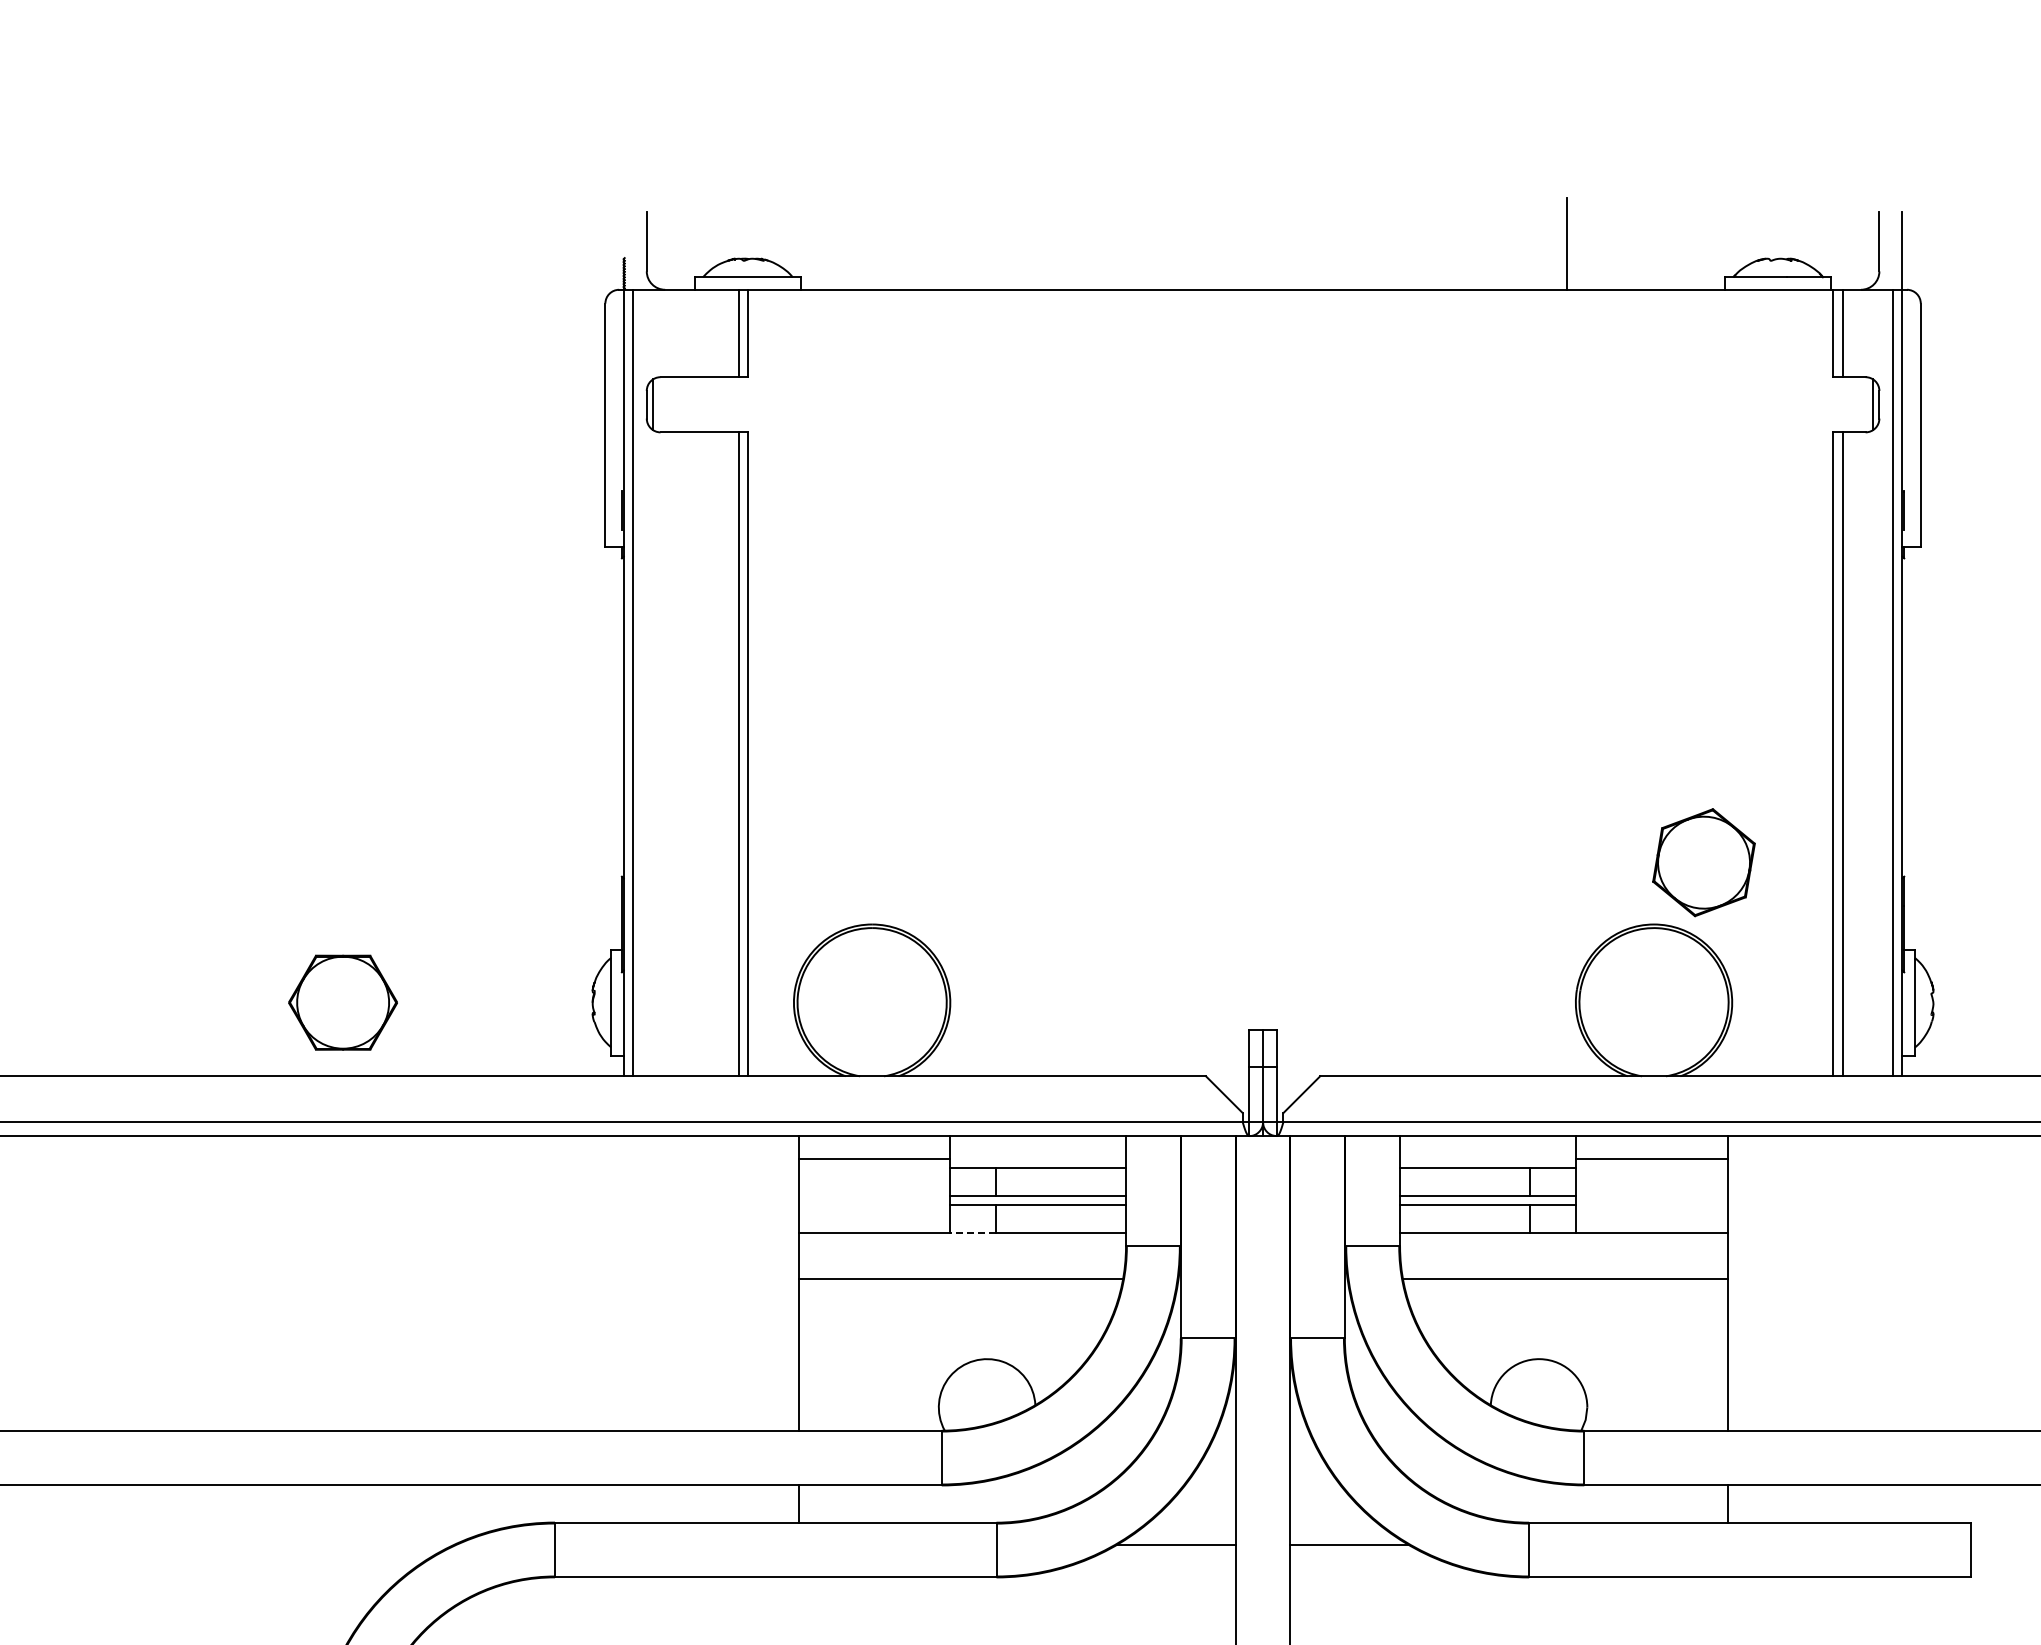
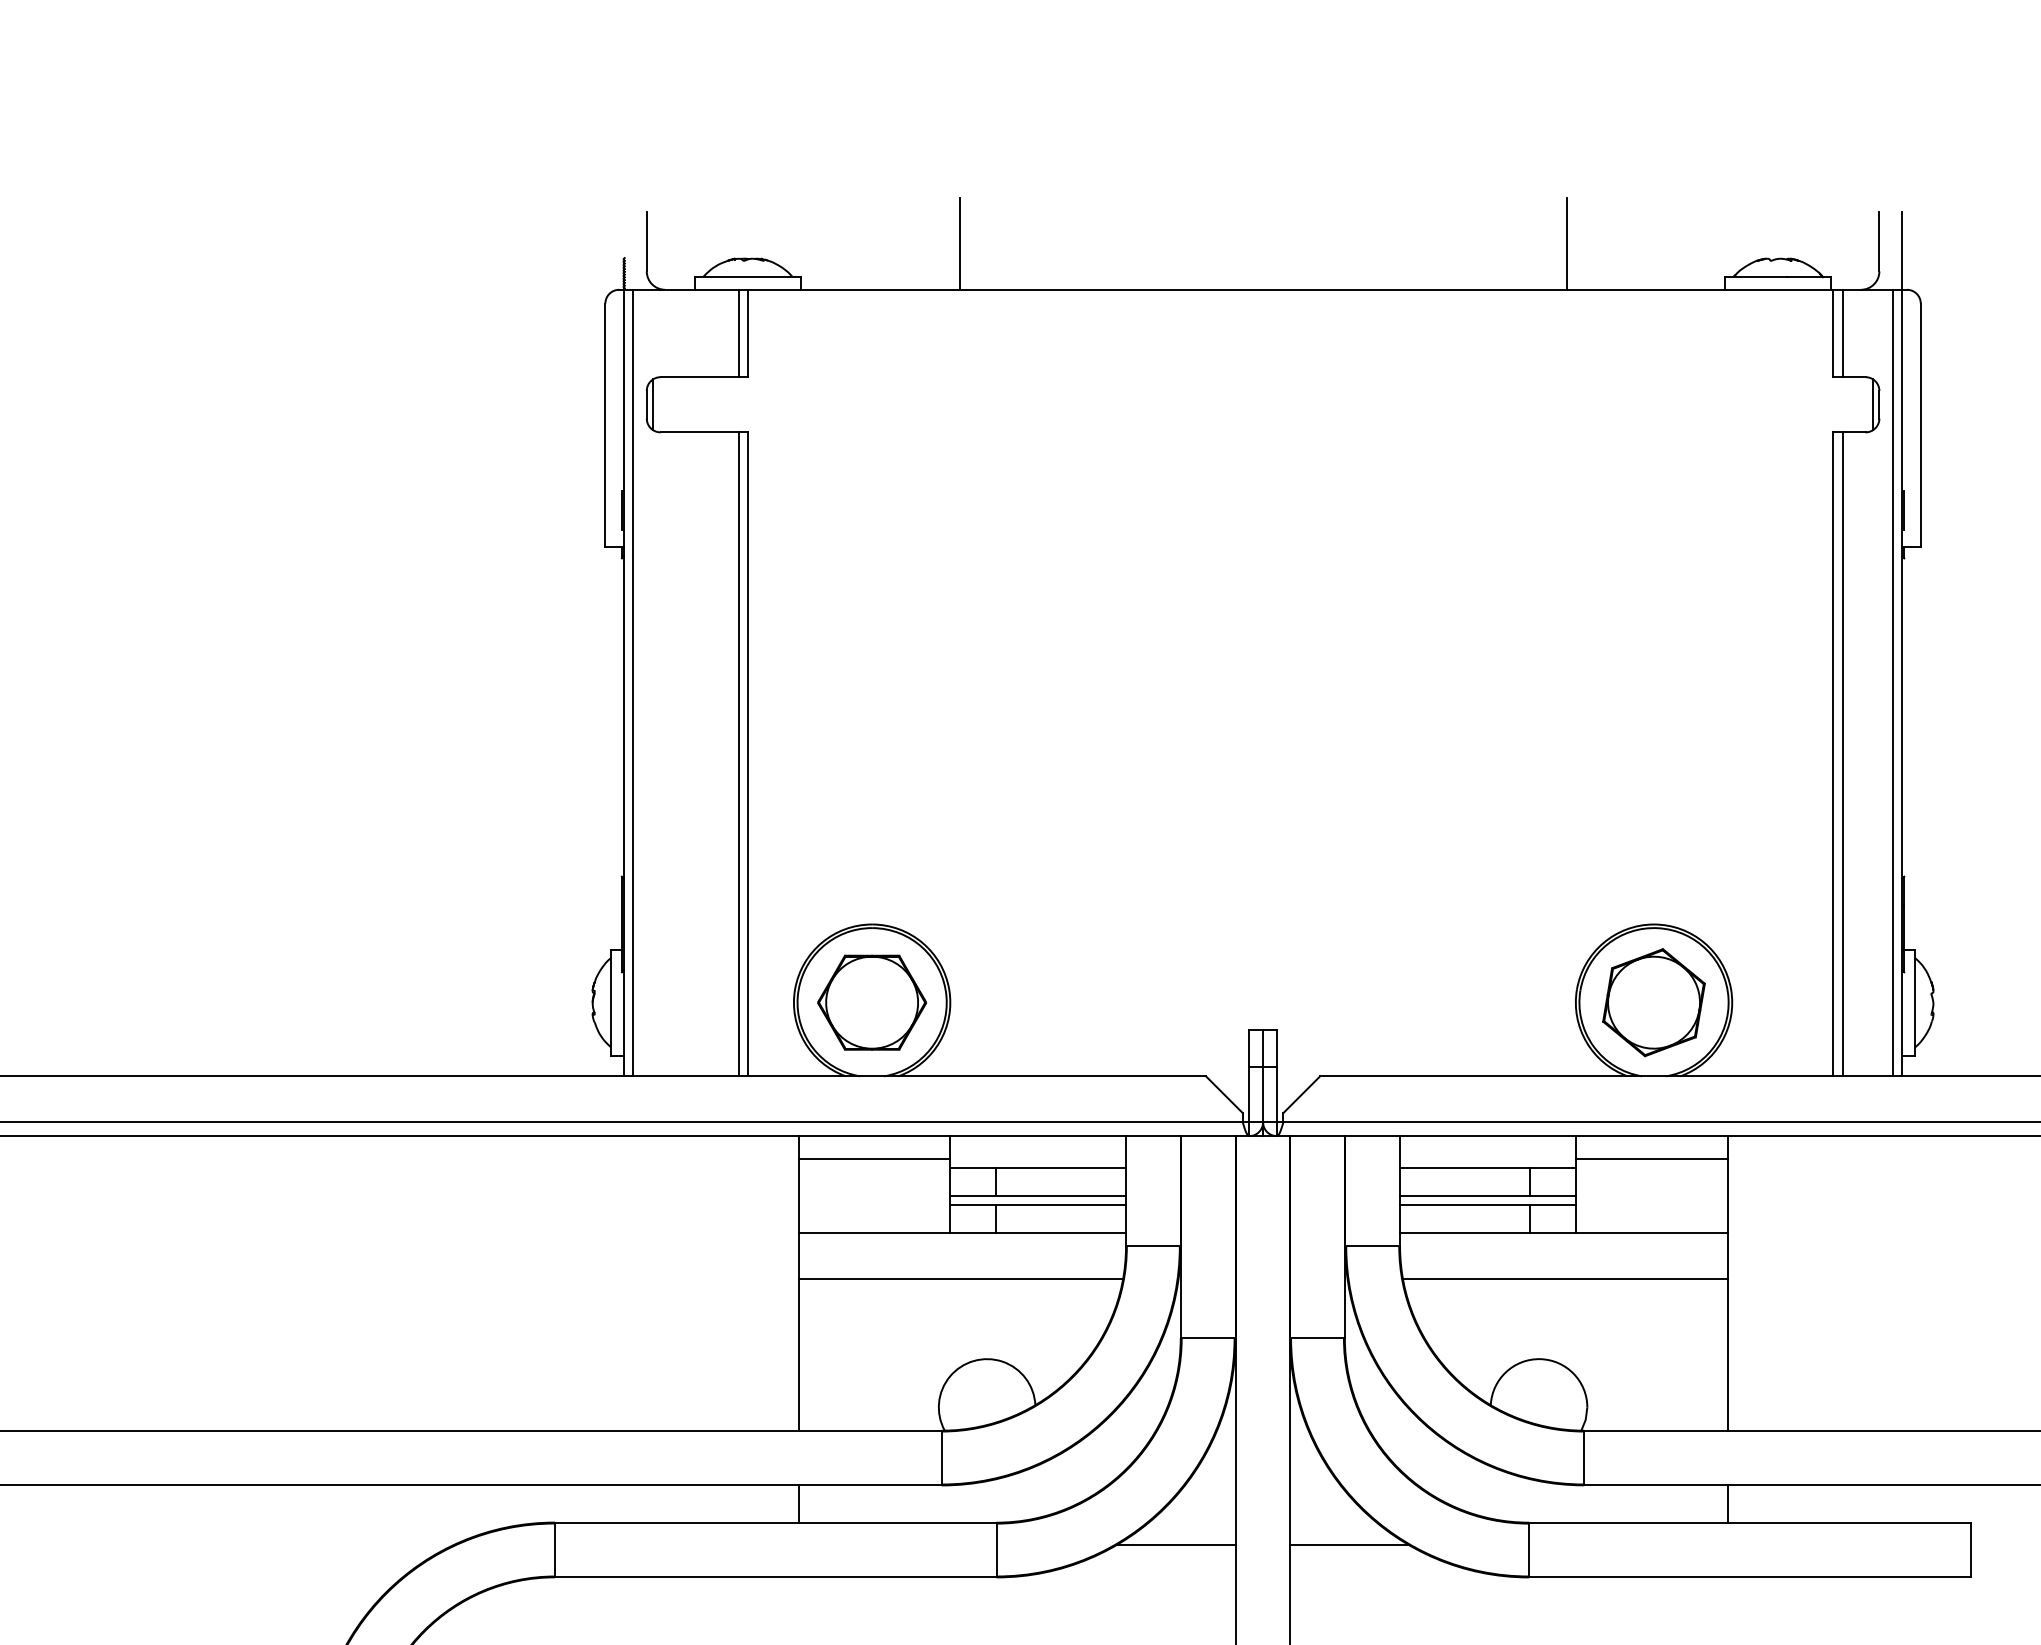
line: none -> present (959, 243)
part position: (1703, 862) -> (1653, 1002) (1653, 1002)
part position: (342, 1002) -> (871, 1002) (871, 1002)
line: dashed -> solid (973, 1232)
